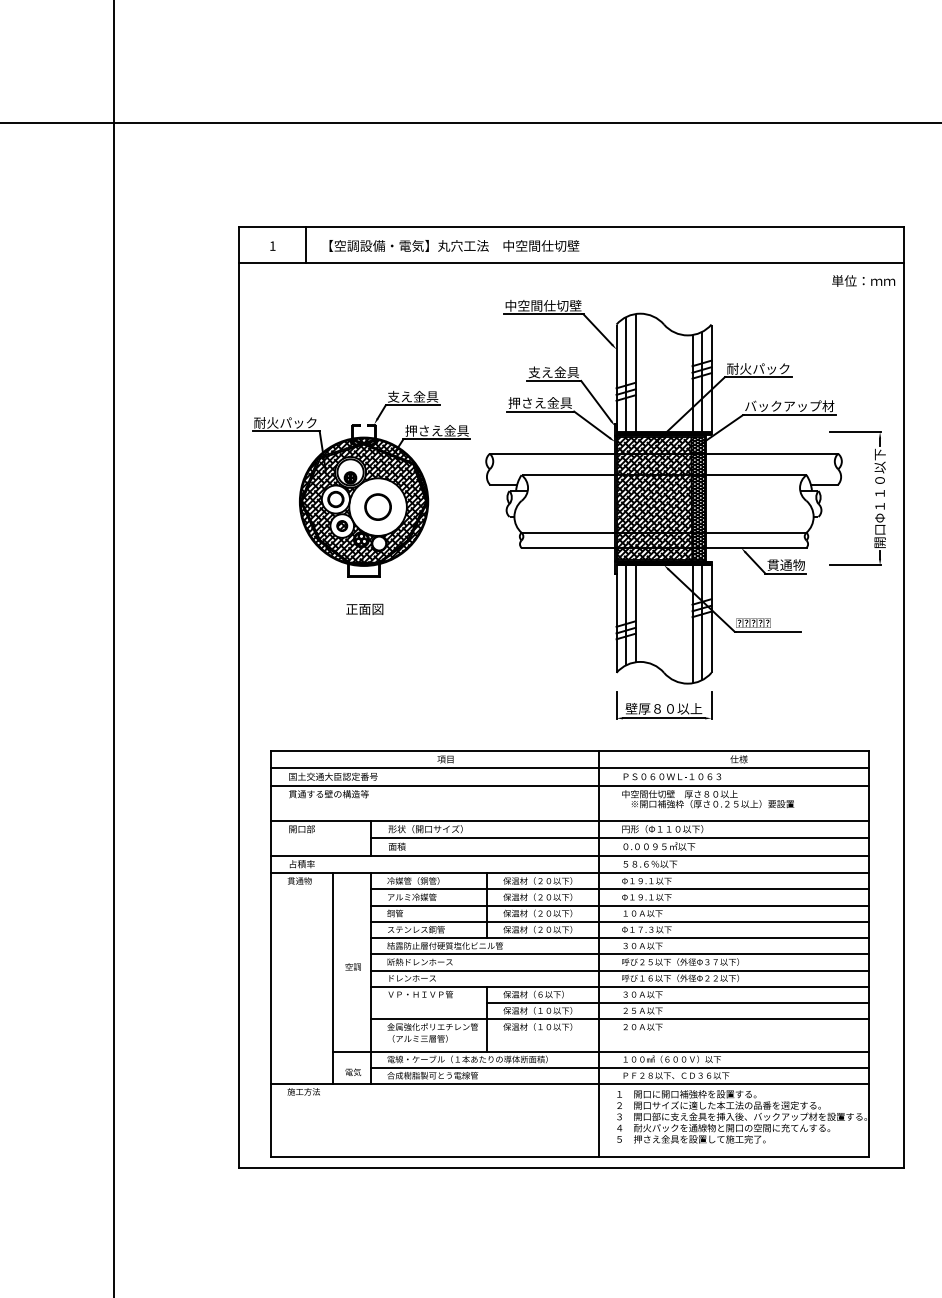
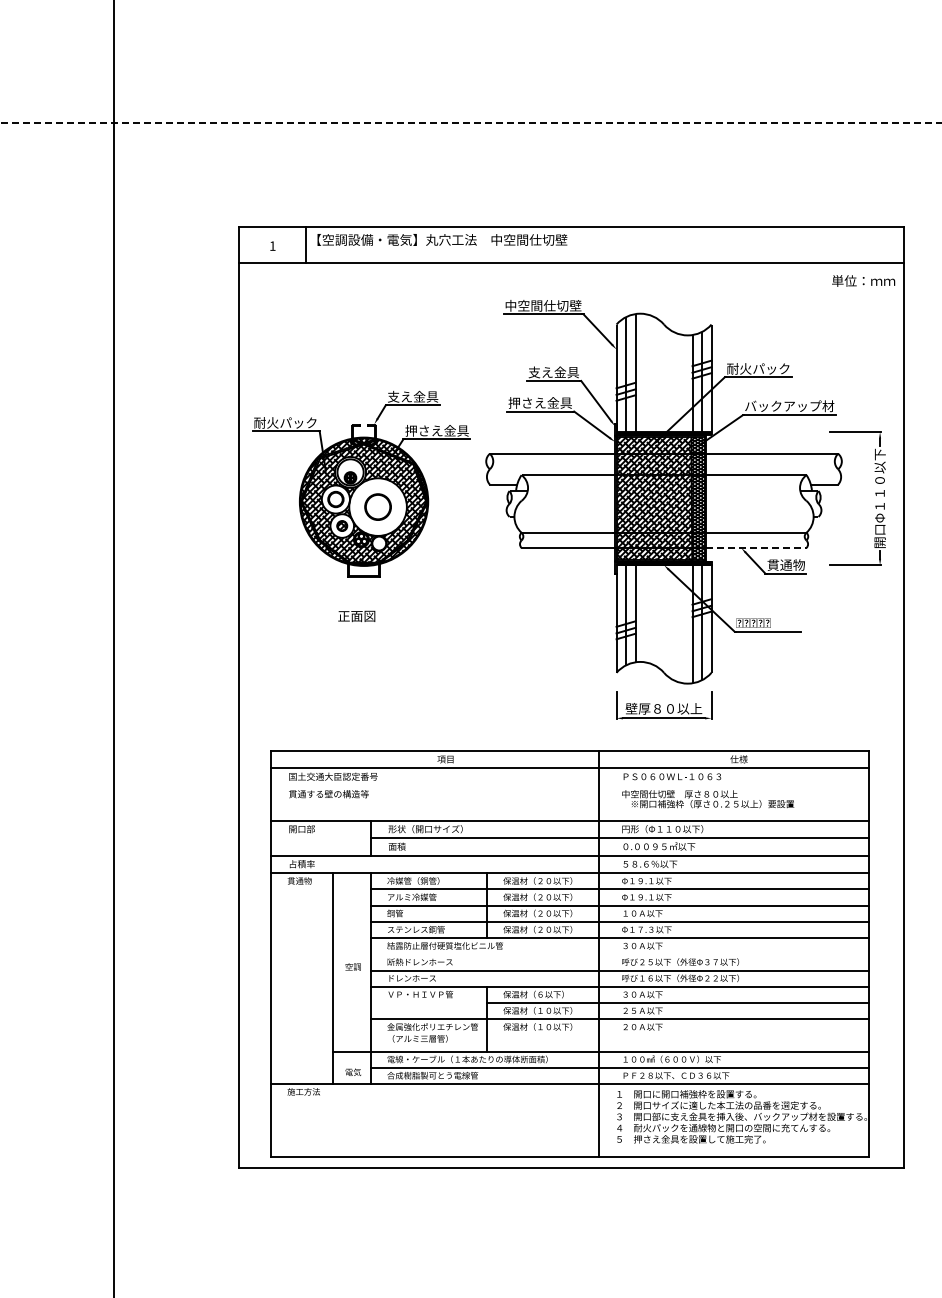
line: solid -> dashed (471, 122)
text position: (454, 245) -> (442, 239) (442, 239)
line: solid -> dashed (756, 547)
text position: (364, 609) -> (356, 616) (356, 616)
line: present -> none (569, 785)
line: present -> none (619, 954)
